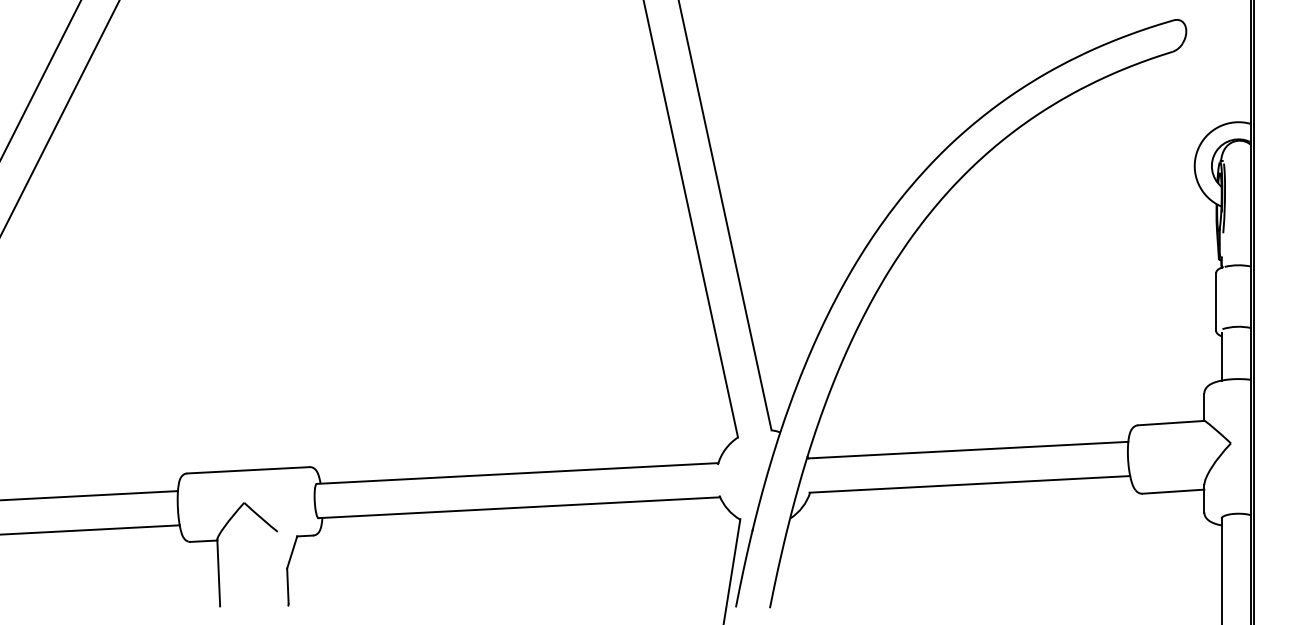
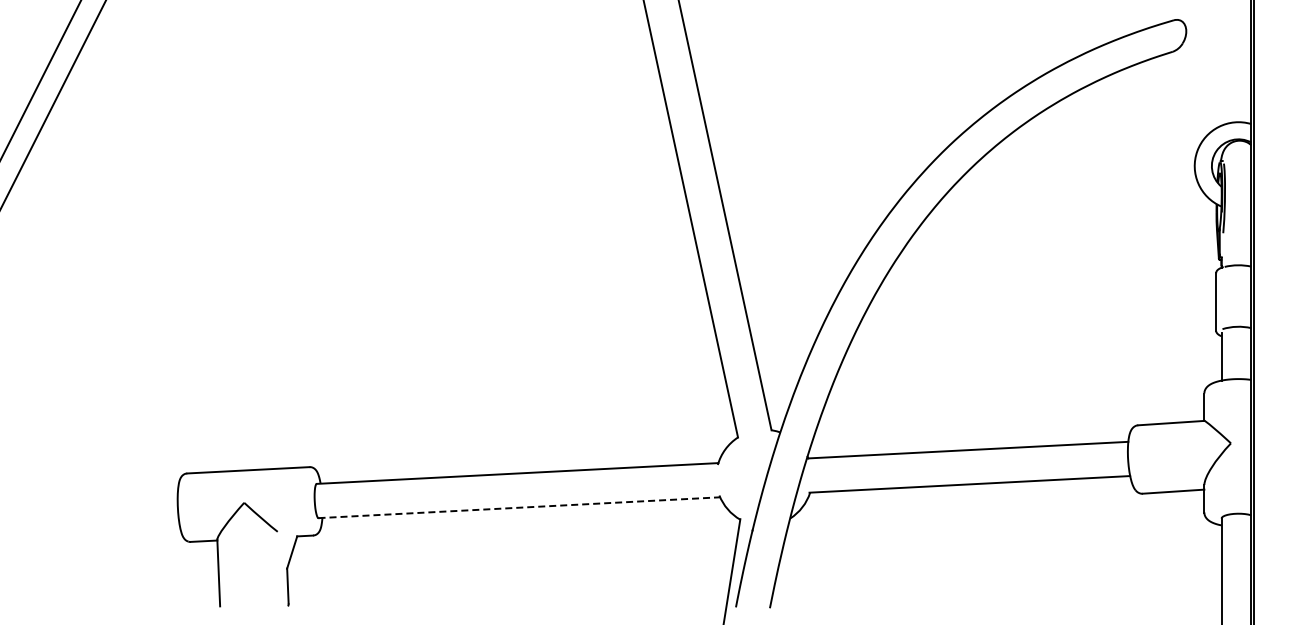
line position: (60, 117) -> (53, 103) (53, 103)
line: present -> none (89, 495)
line: solid -> dashed (519, 507)
line: present -> none (90, 529)
